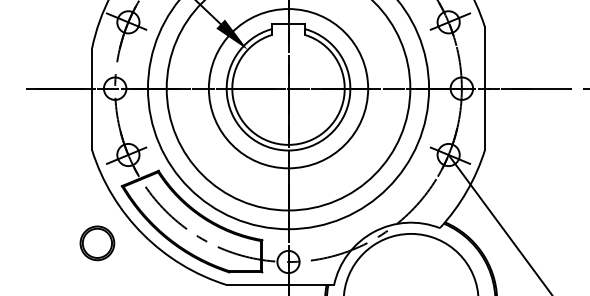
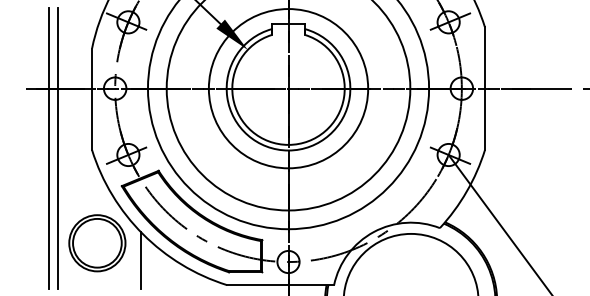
line: none -> present (48, 148)
line: none -> present (57, 148)
part size: 37x37 px -> 59x59 px (97, 243)
line: none -> present (141, 260)
